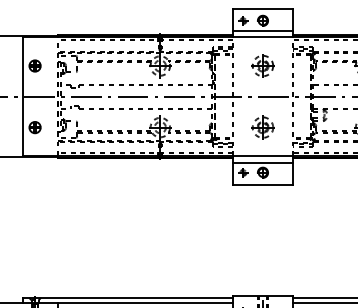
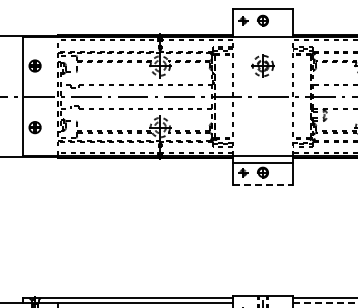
line: present -> none (262, 31)
part: present -> none (262, 127)
line: solid -> dashed (262, 185)
line: solid -> dashed (325, 303)
